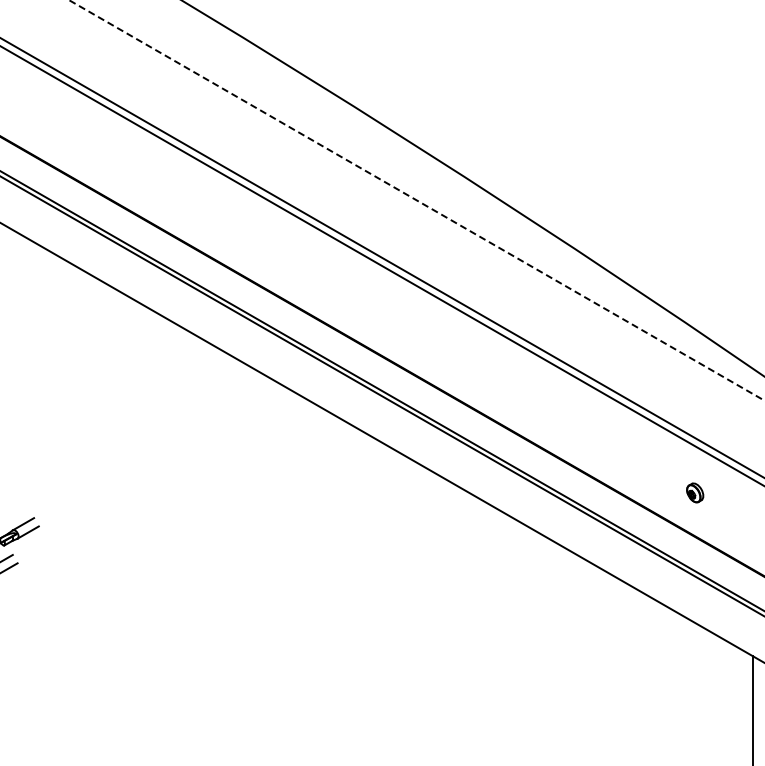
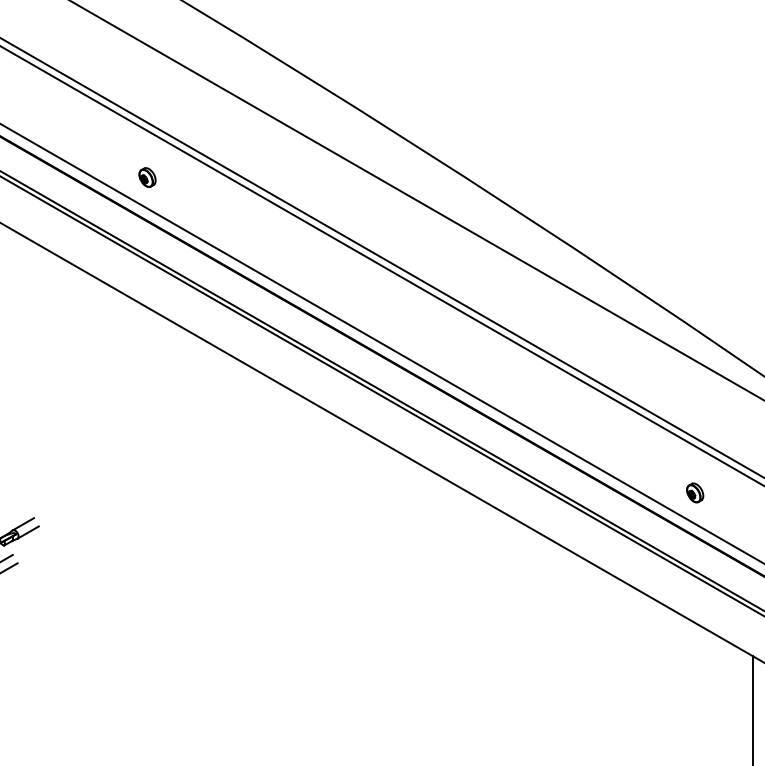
part: none -> present (147, 177)
line: dashed -> solid (416, 200)
line: none -> present (381, 343)
